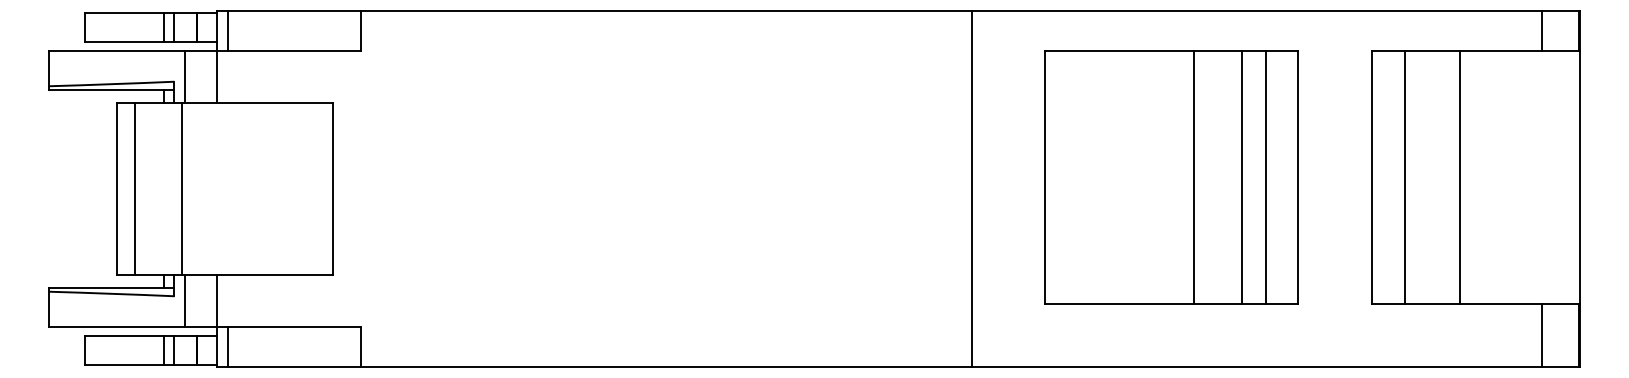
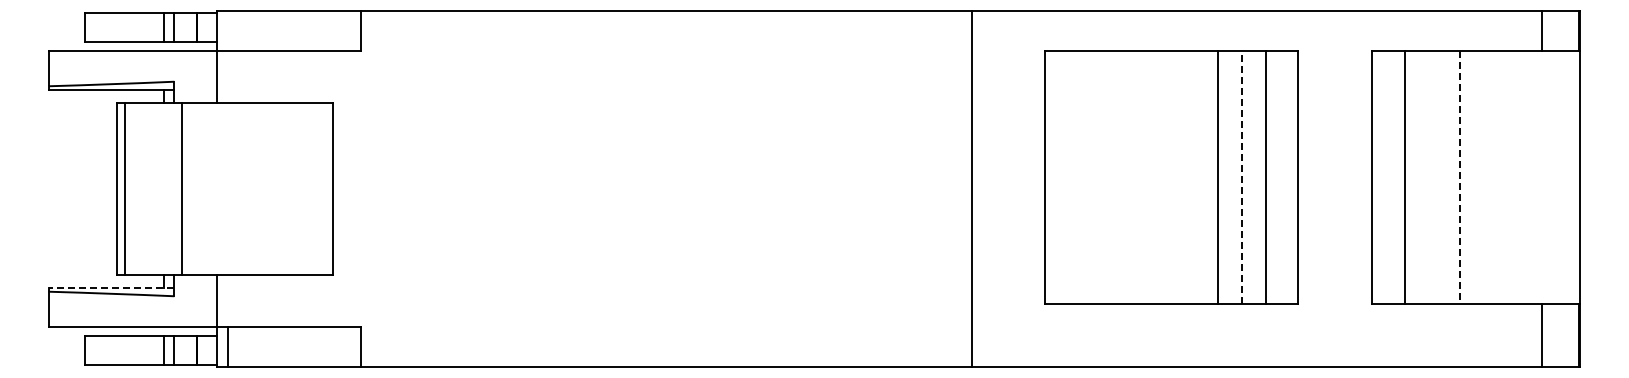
line: present -> none (228, 30)
line: present -> none (185, 76)
line position: (1193, 176) -> (1217, 176) (1217, 176)
line: solid -> dashed (1242, 176)
line: solid -> dashed (1460, 177)
line position: (134, 188) -> (124, 188) (124, 188)
line: solid -> dashed (111, 287)
line: present -> none (185, 301)
